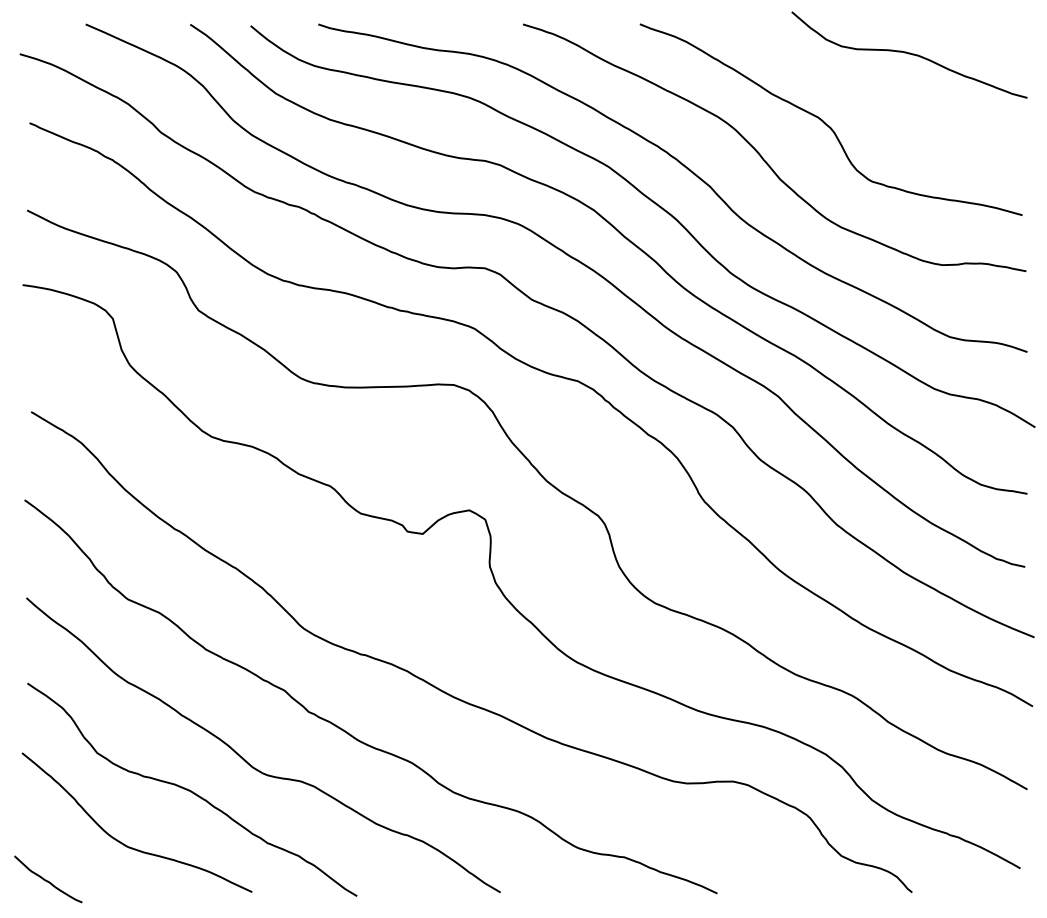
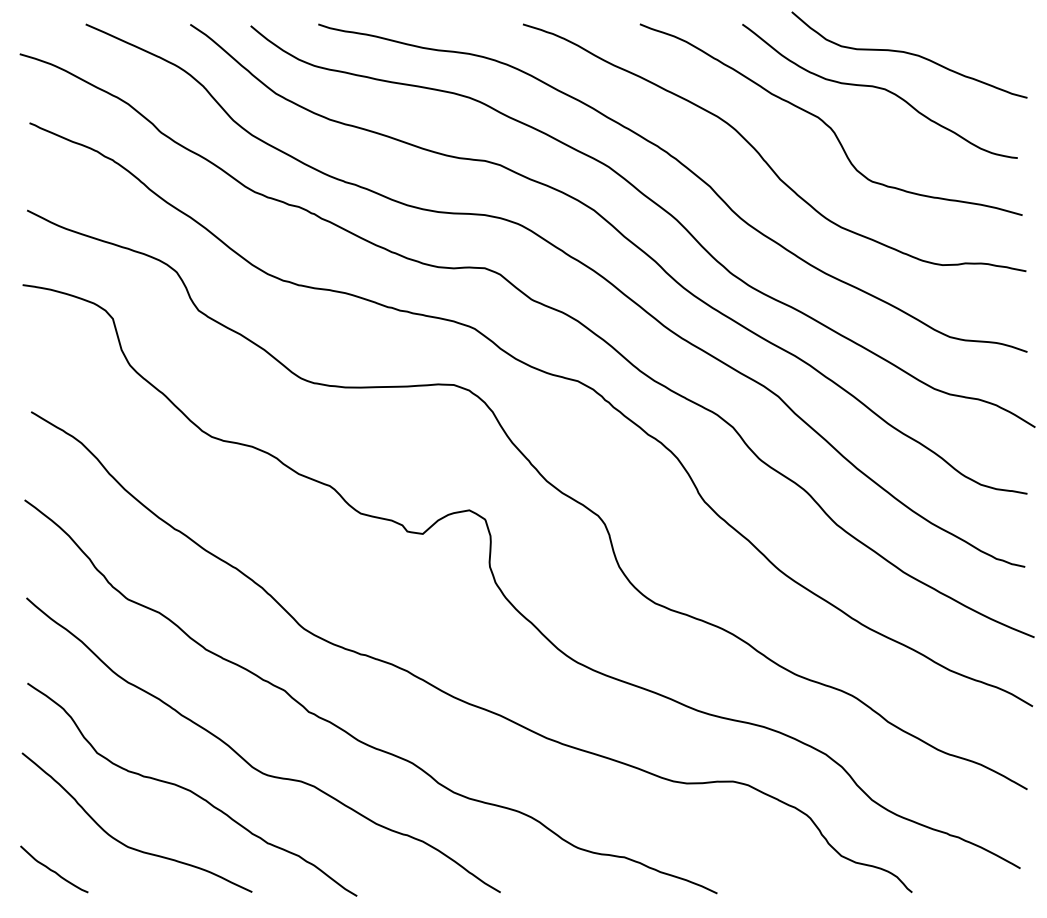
curve: none -> present (880, 89)
curve position: (48, 880) -> (54, 870) (54, 870)
